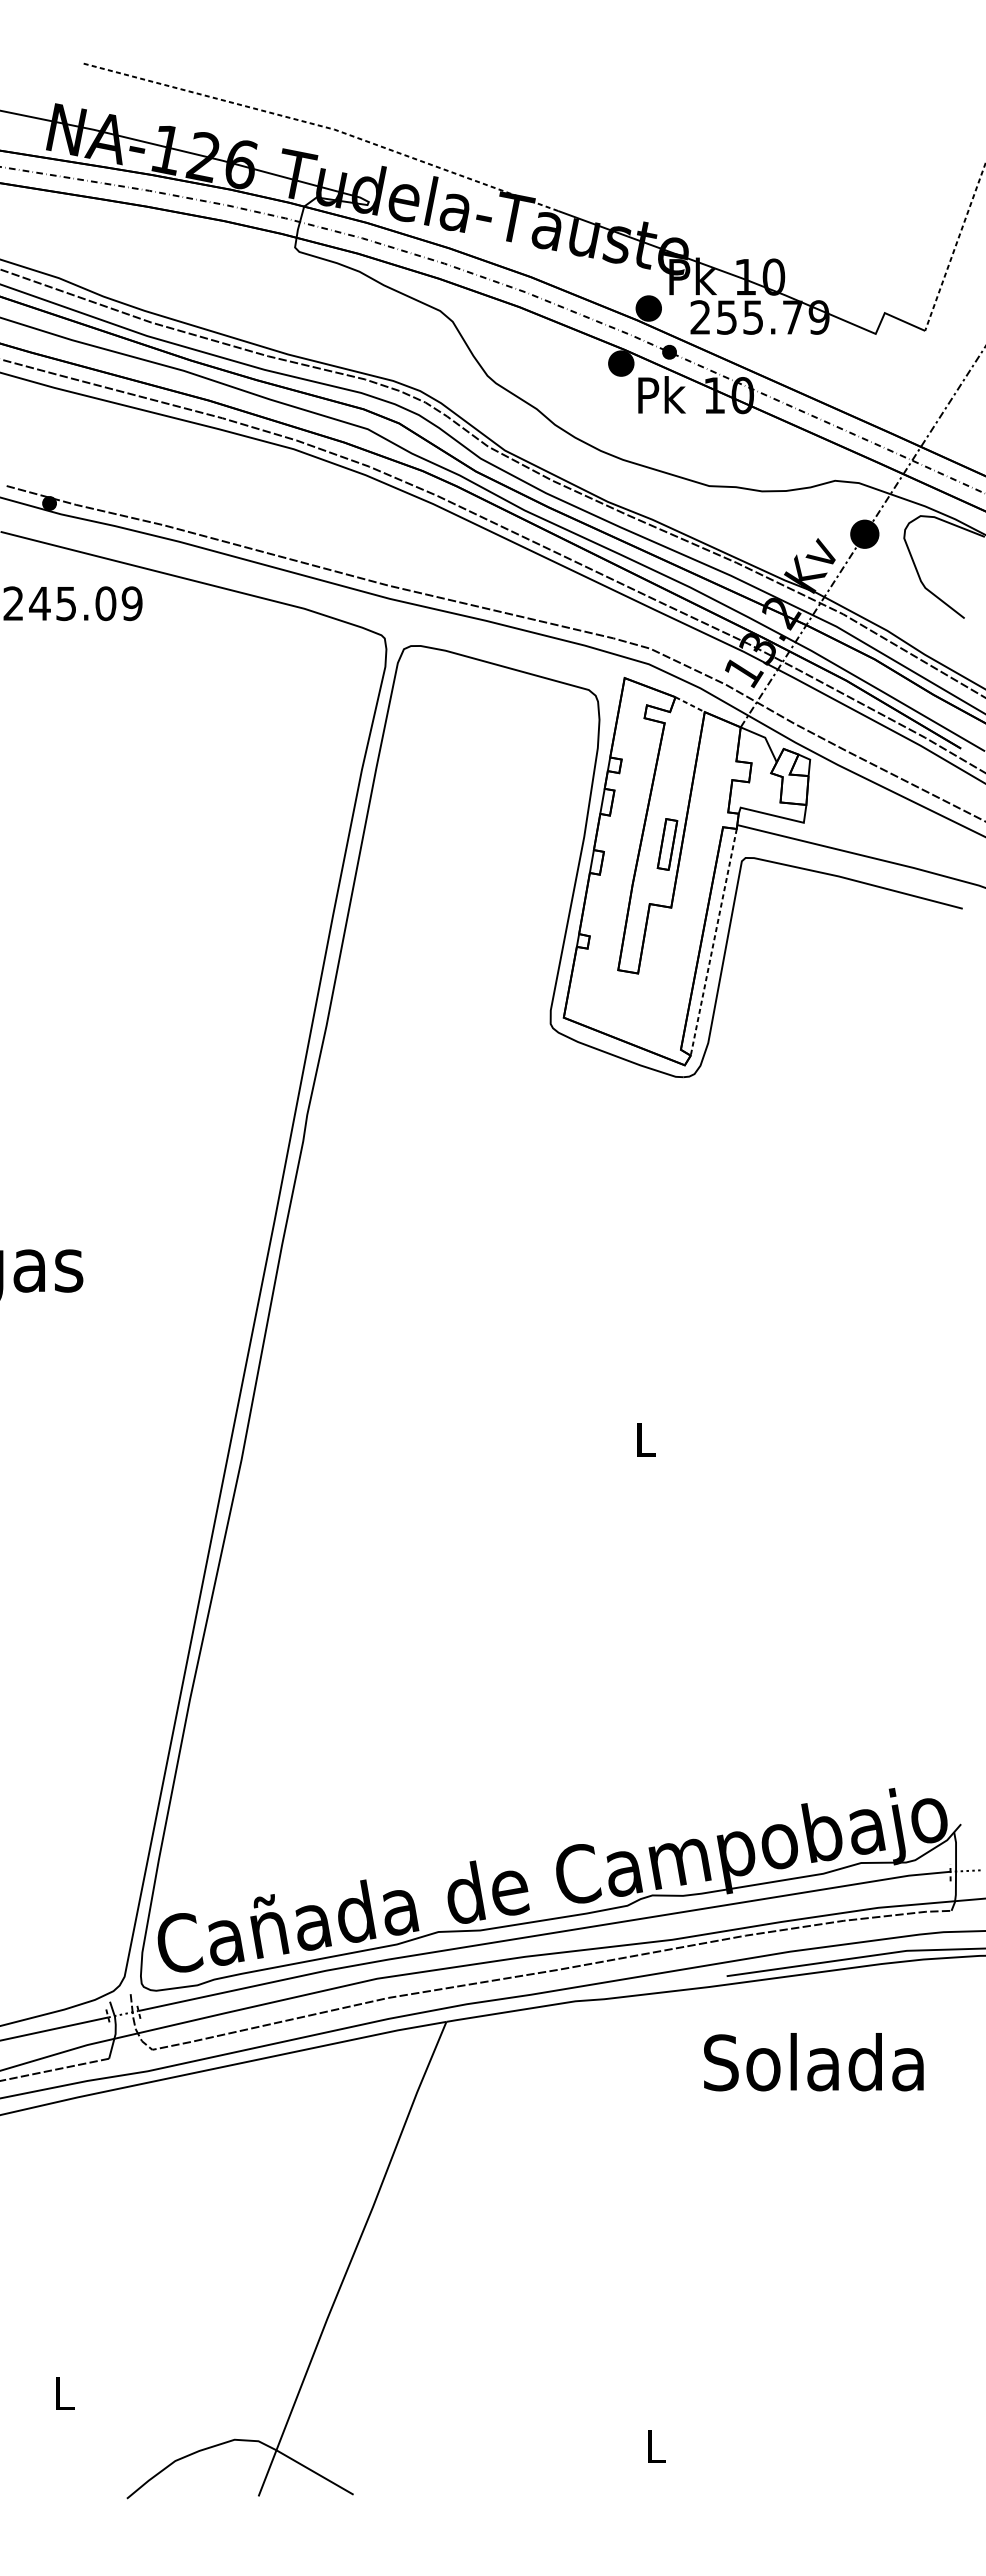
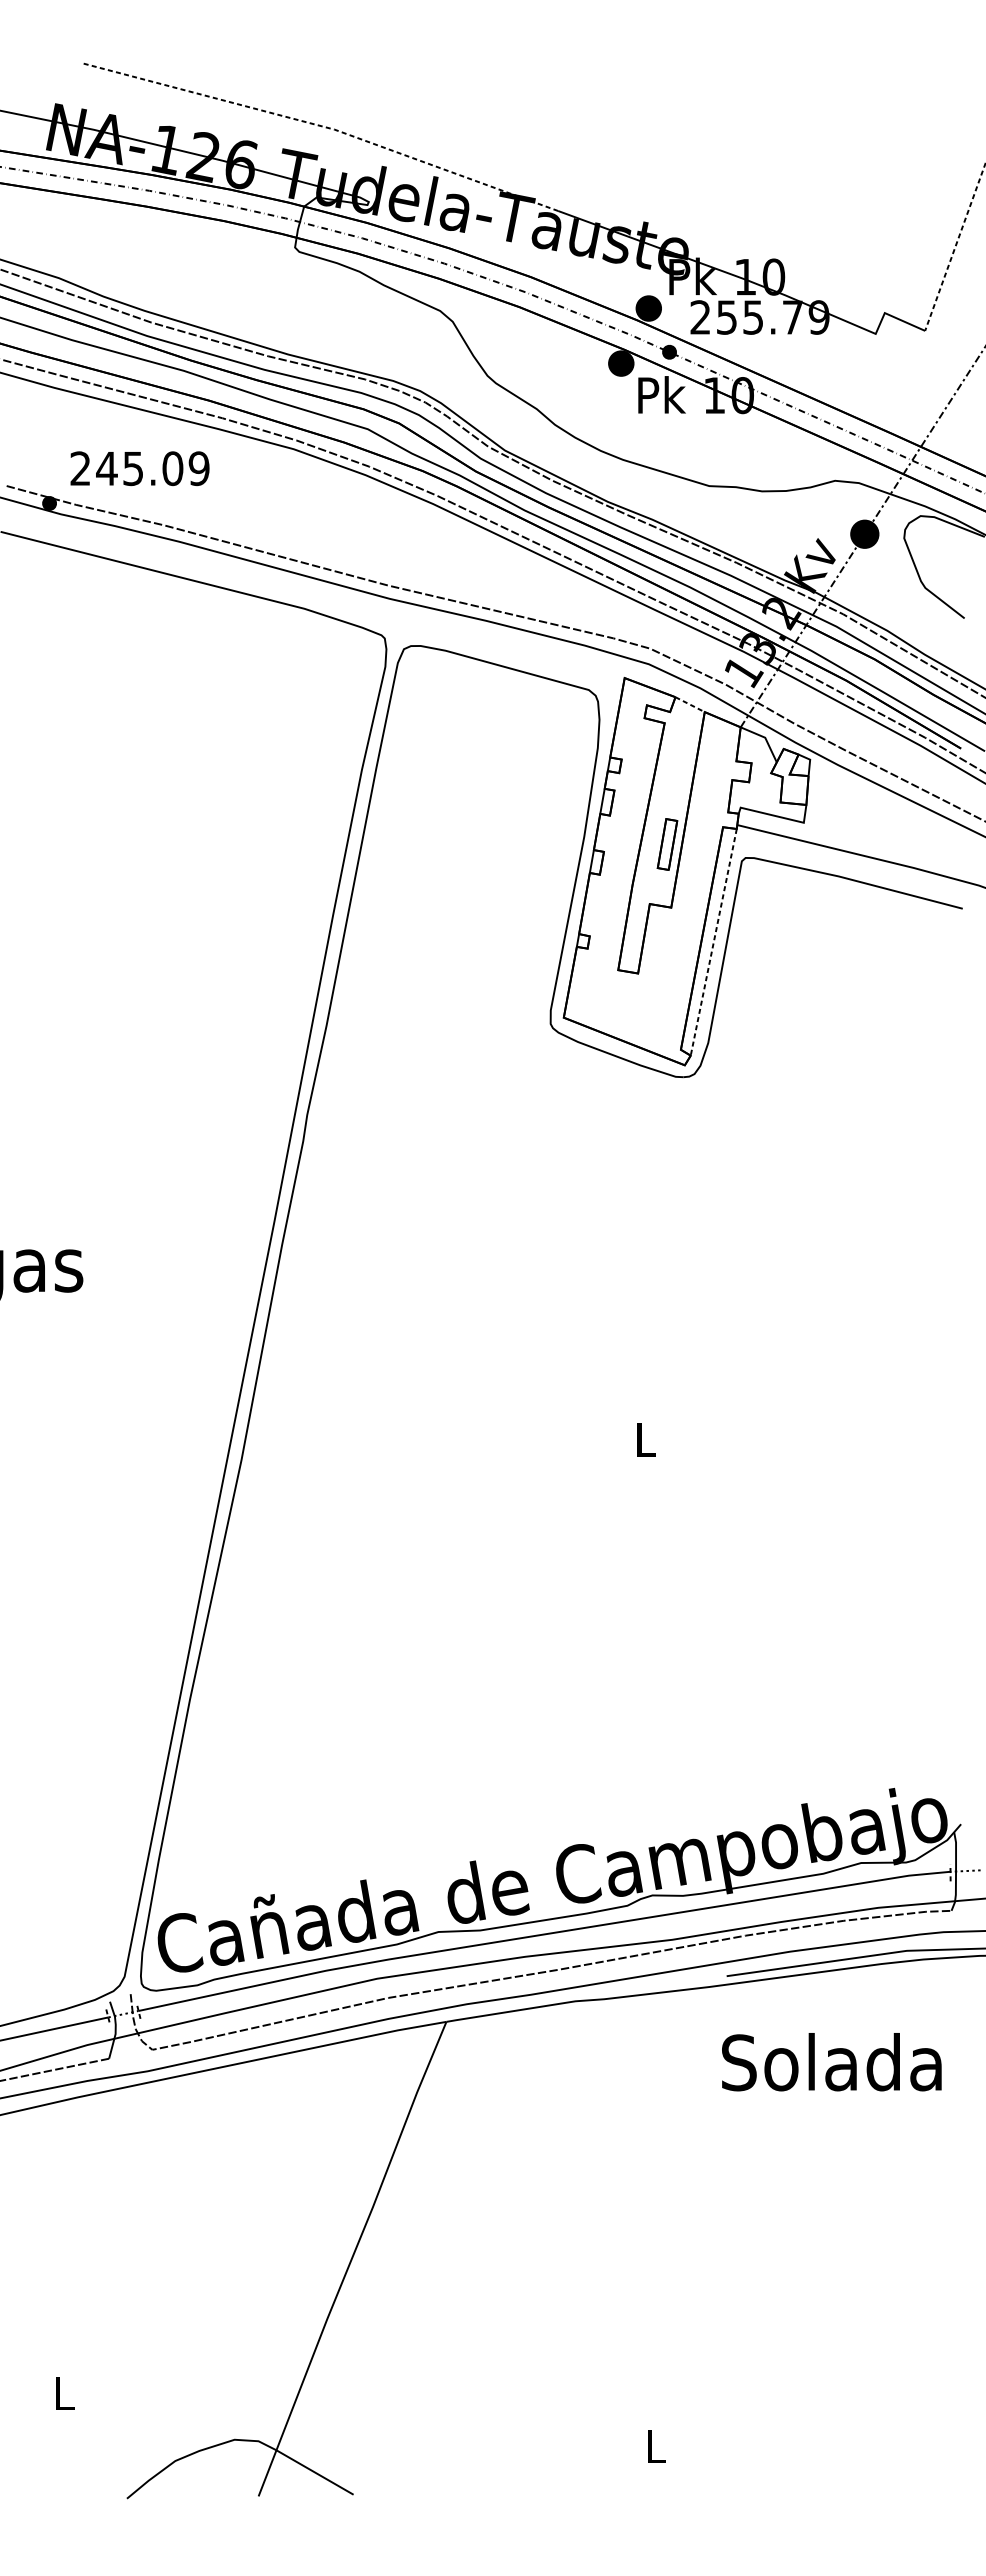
text position: (72, 603) -> (139, 468) (139, 468)
text position: (813, 2062) -> (831, 2062) (831, 2062)
